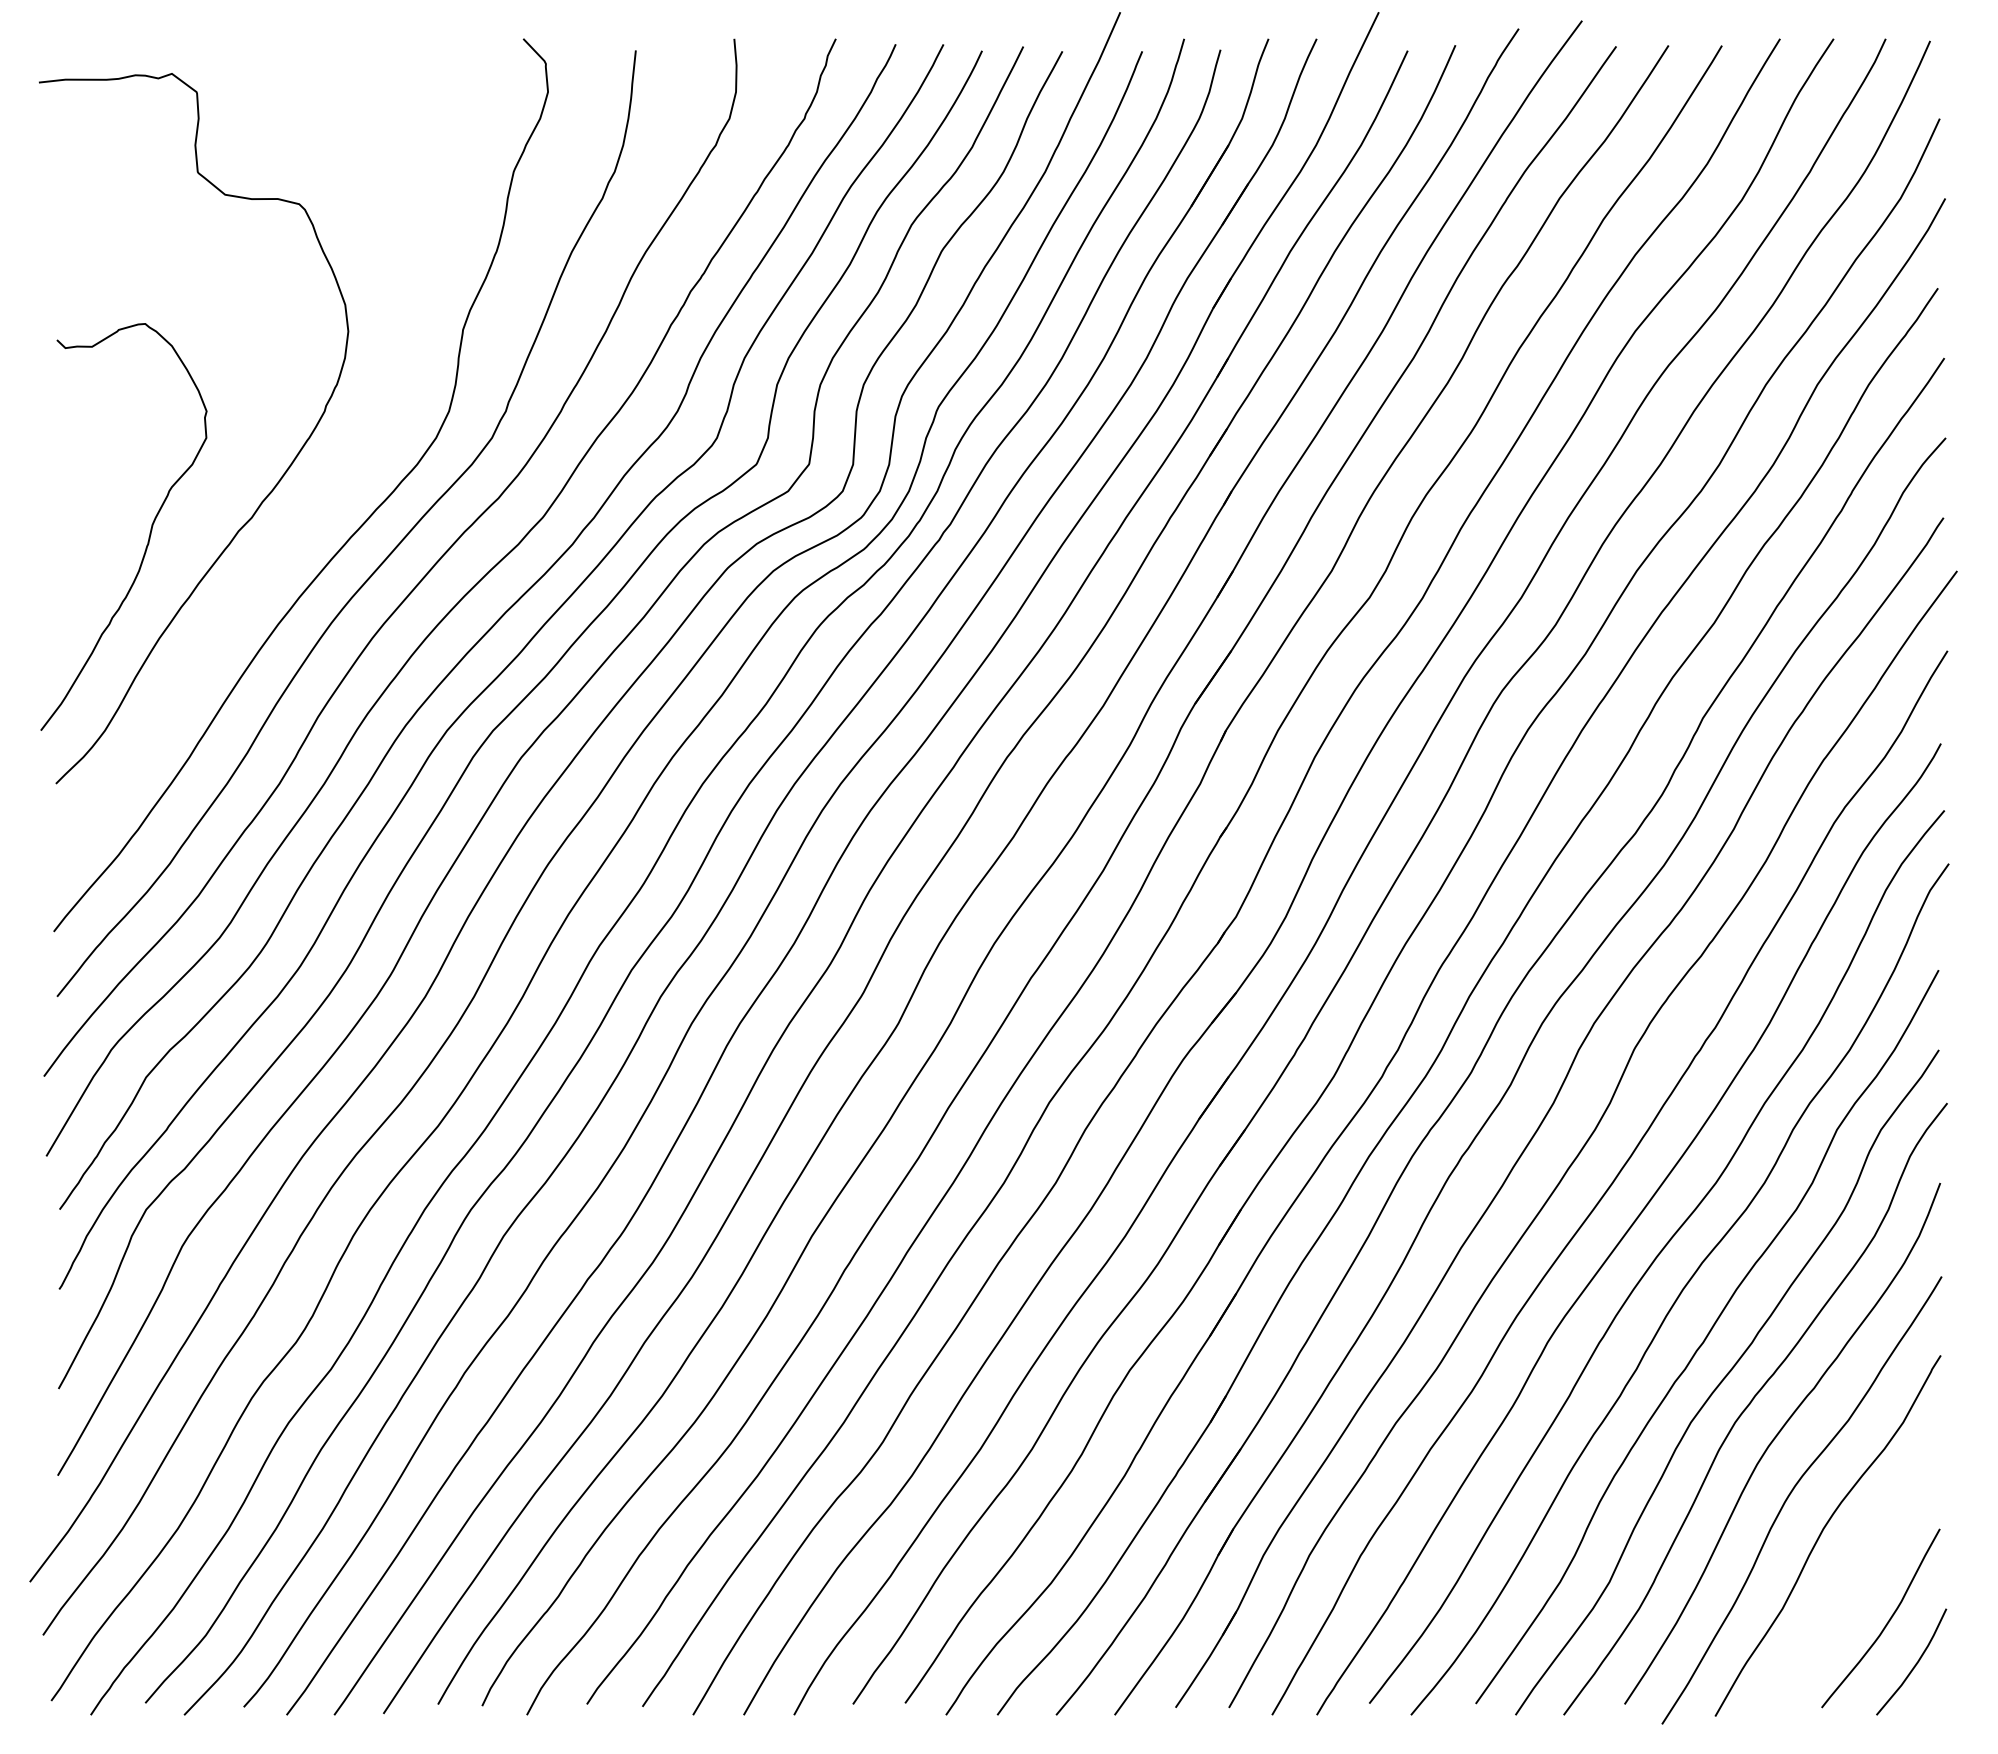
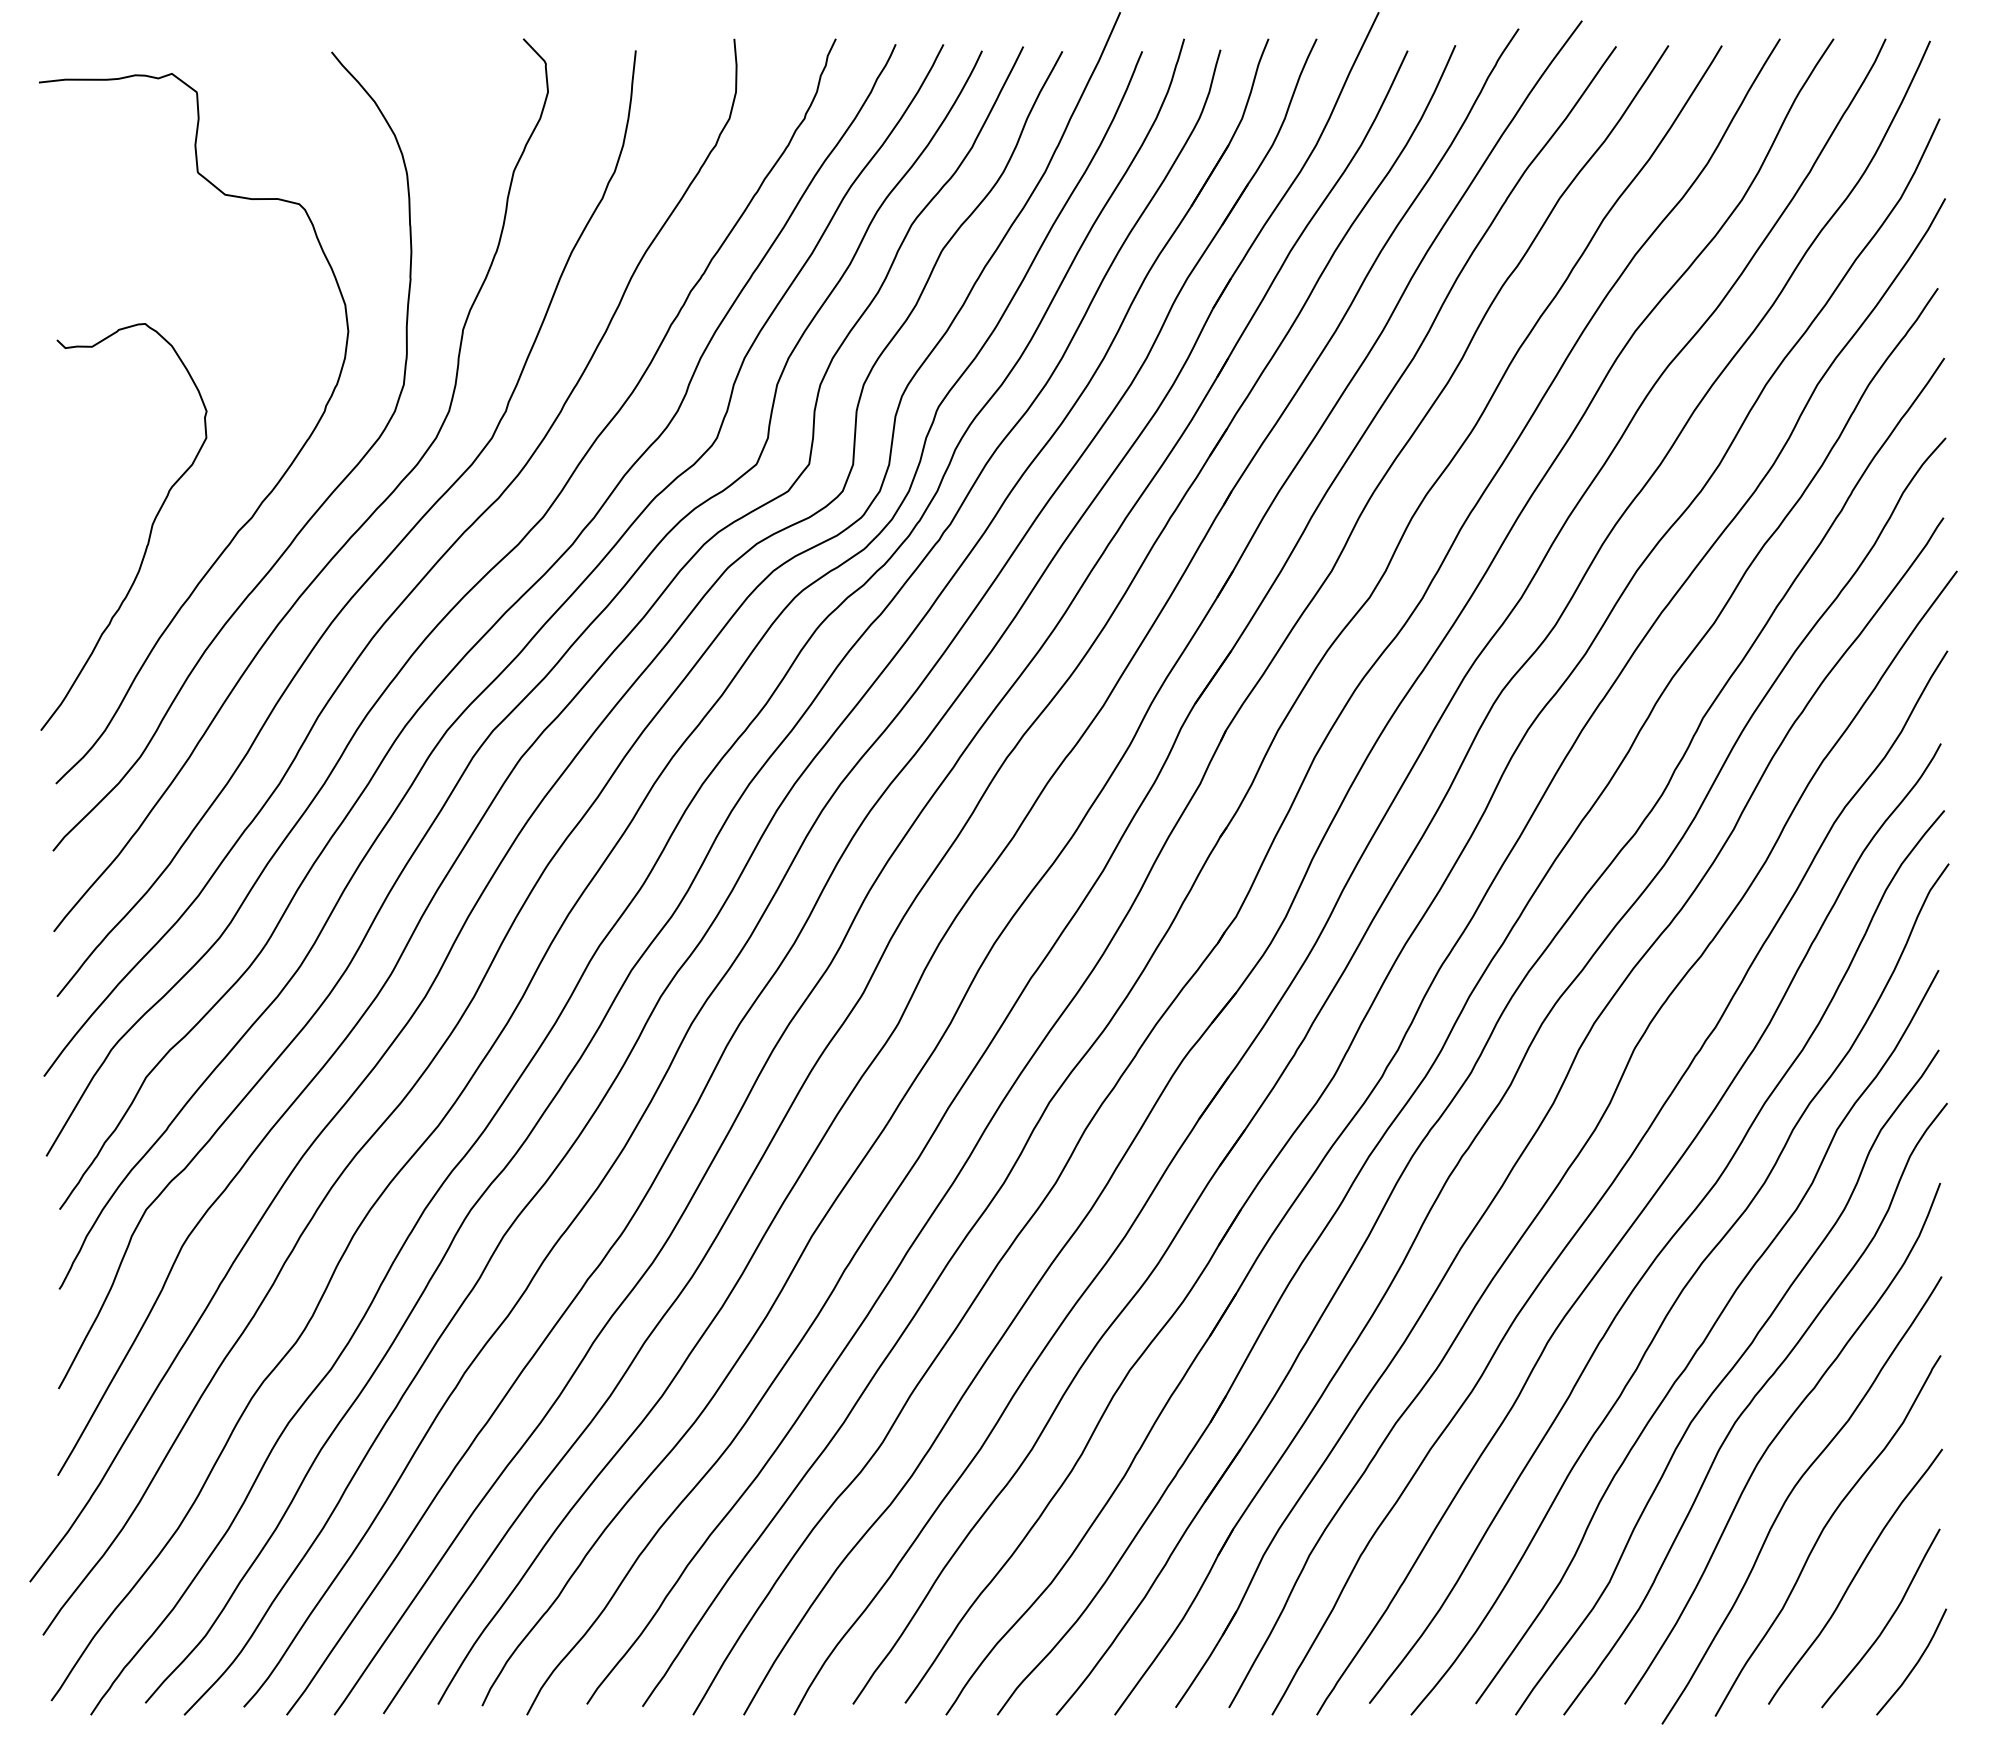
curve: none -> present (312, 514)
curve: none -> present (1855, 1576)
